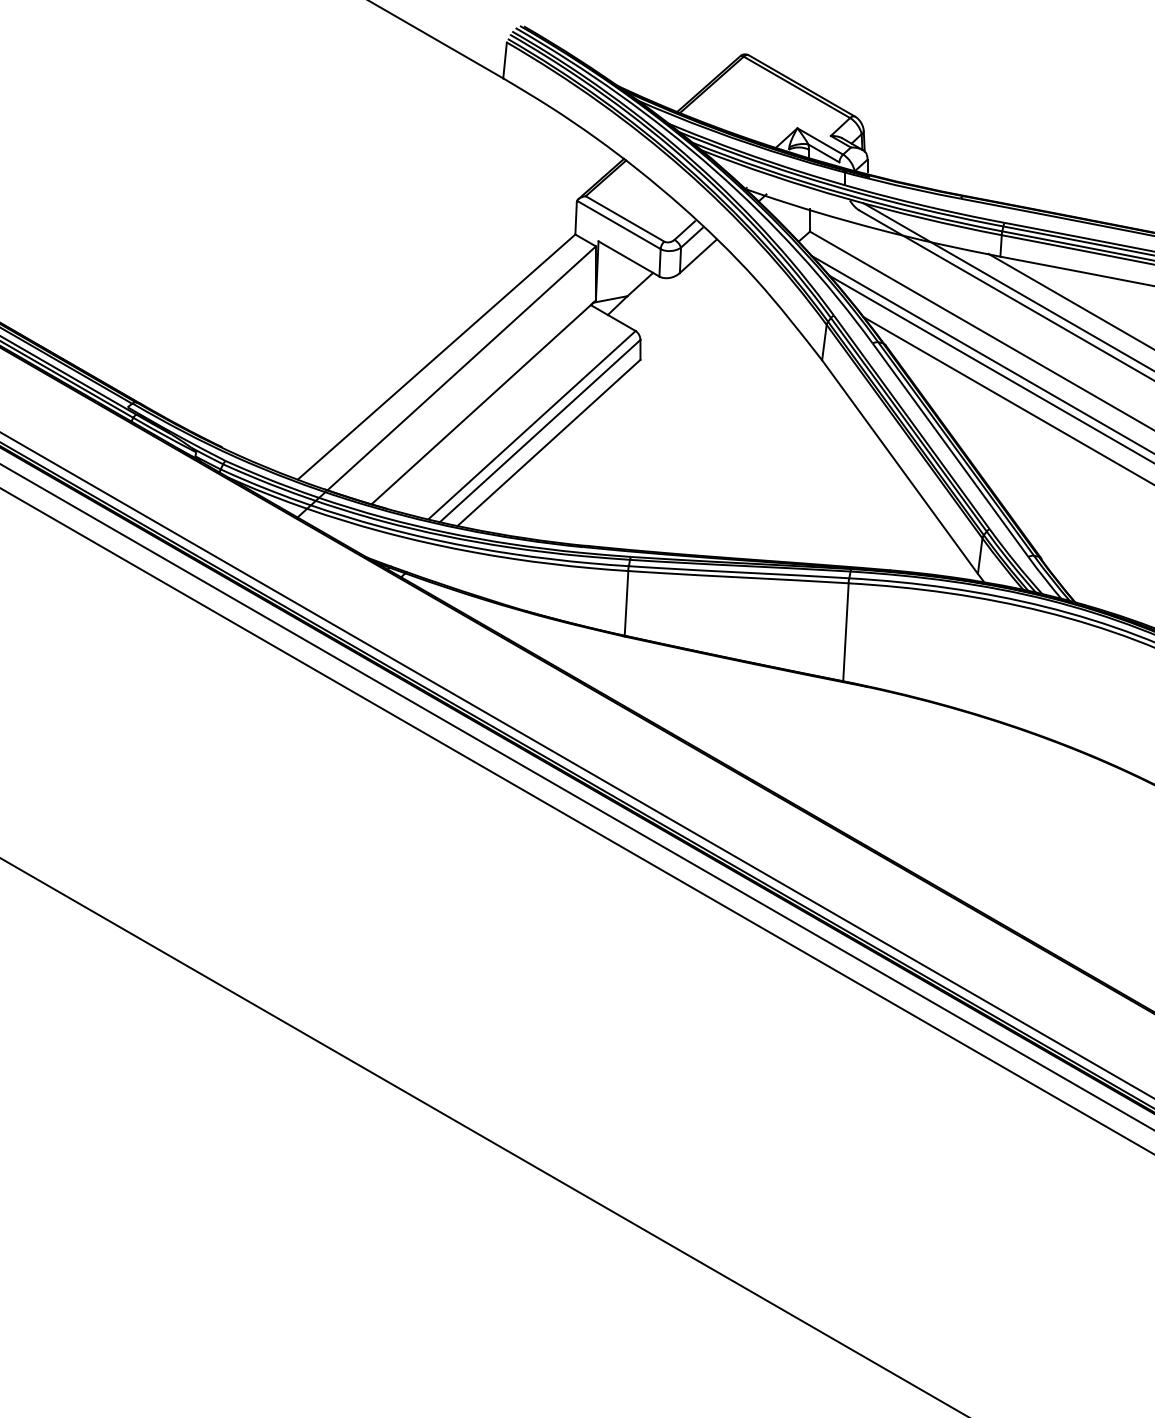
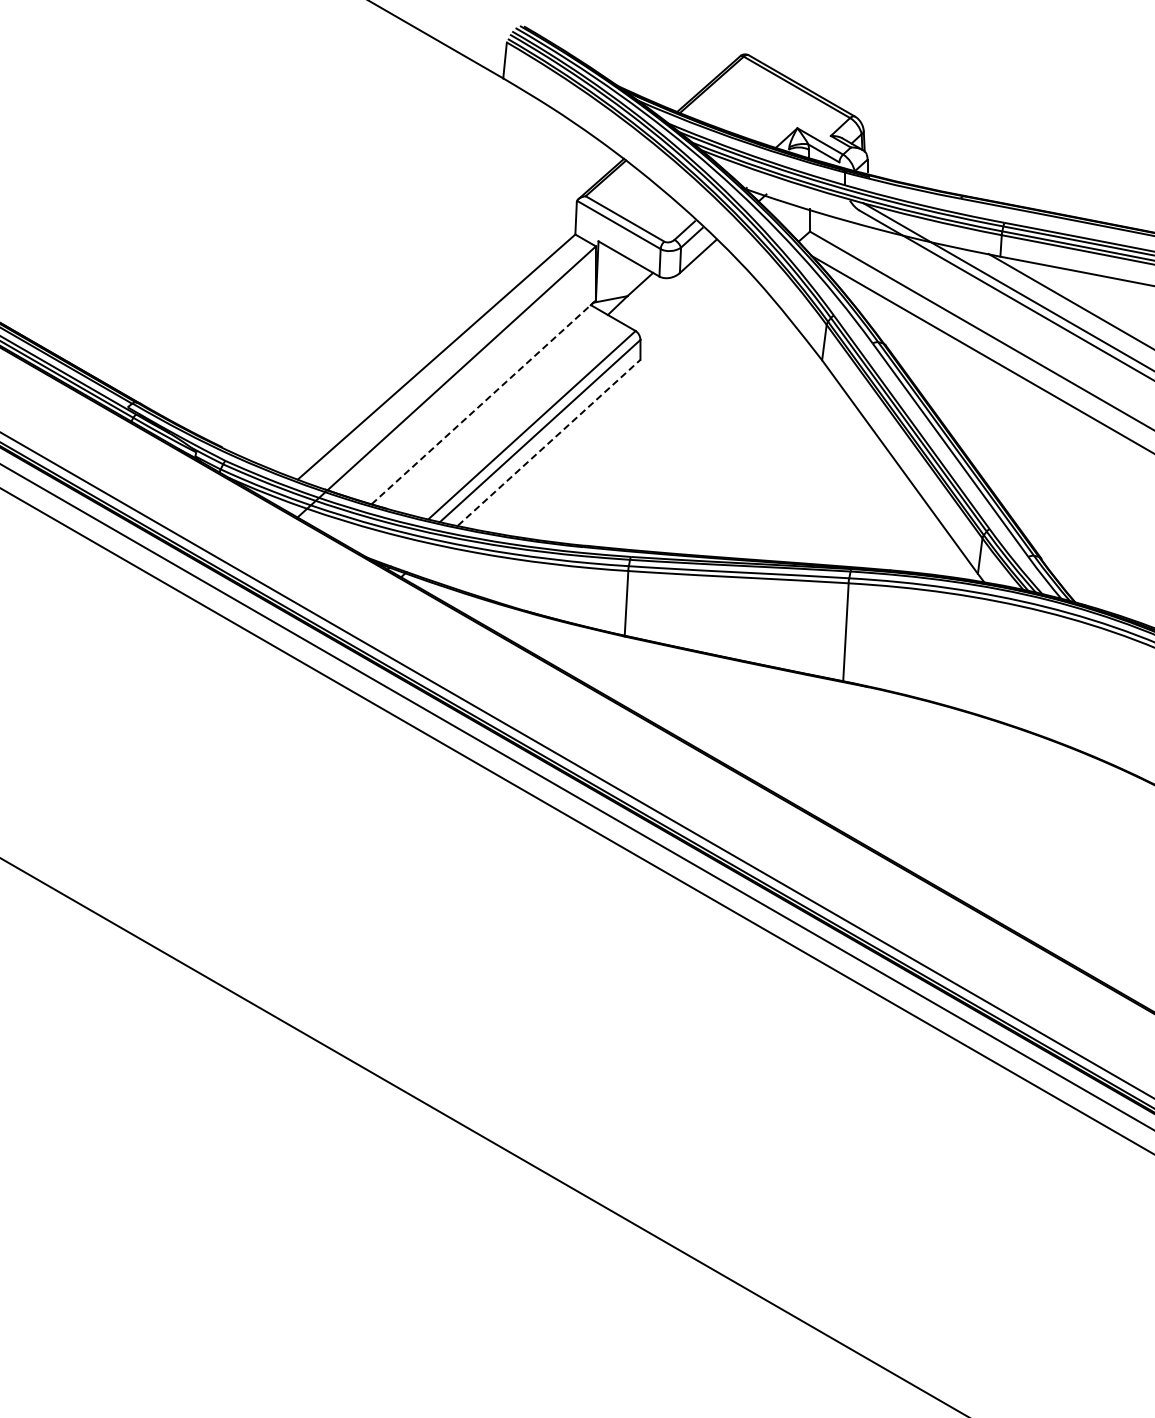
line: present -> none (990, 368)
line: present -> none (1007, 400)
line: solid -> dashed (482, 403)
line: solid -> dashed (549, 442)
